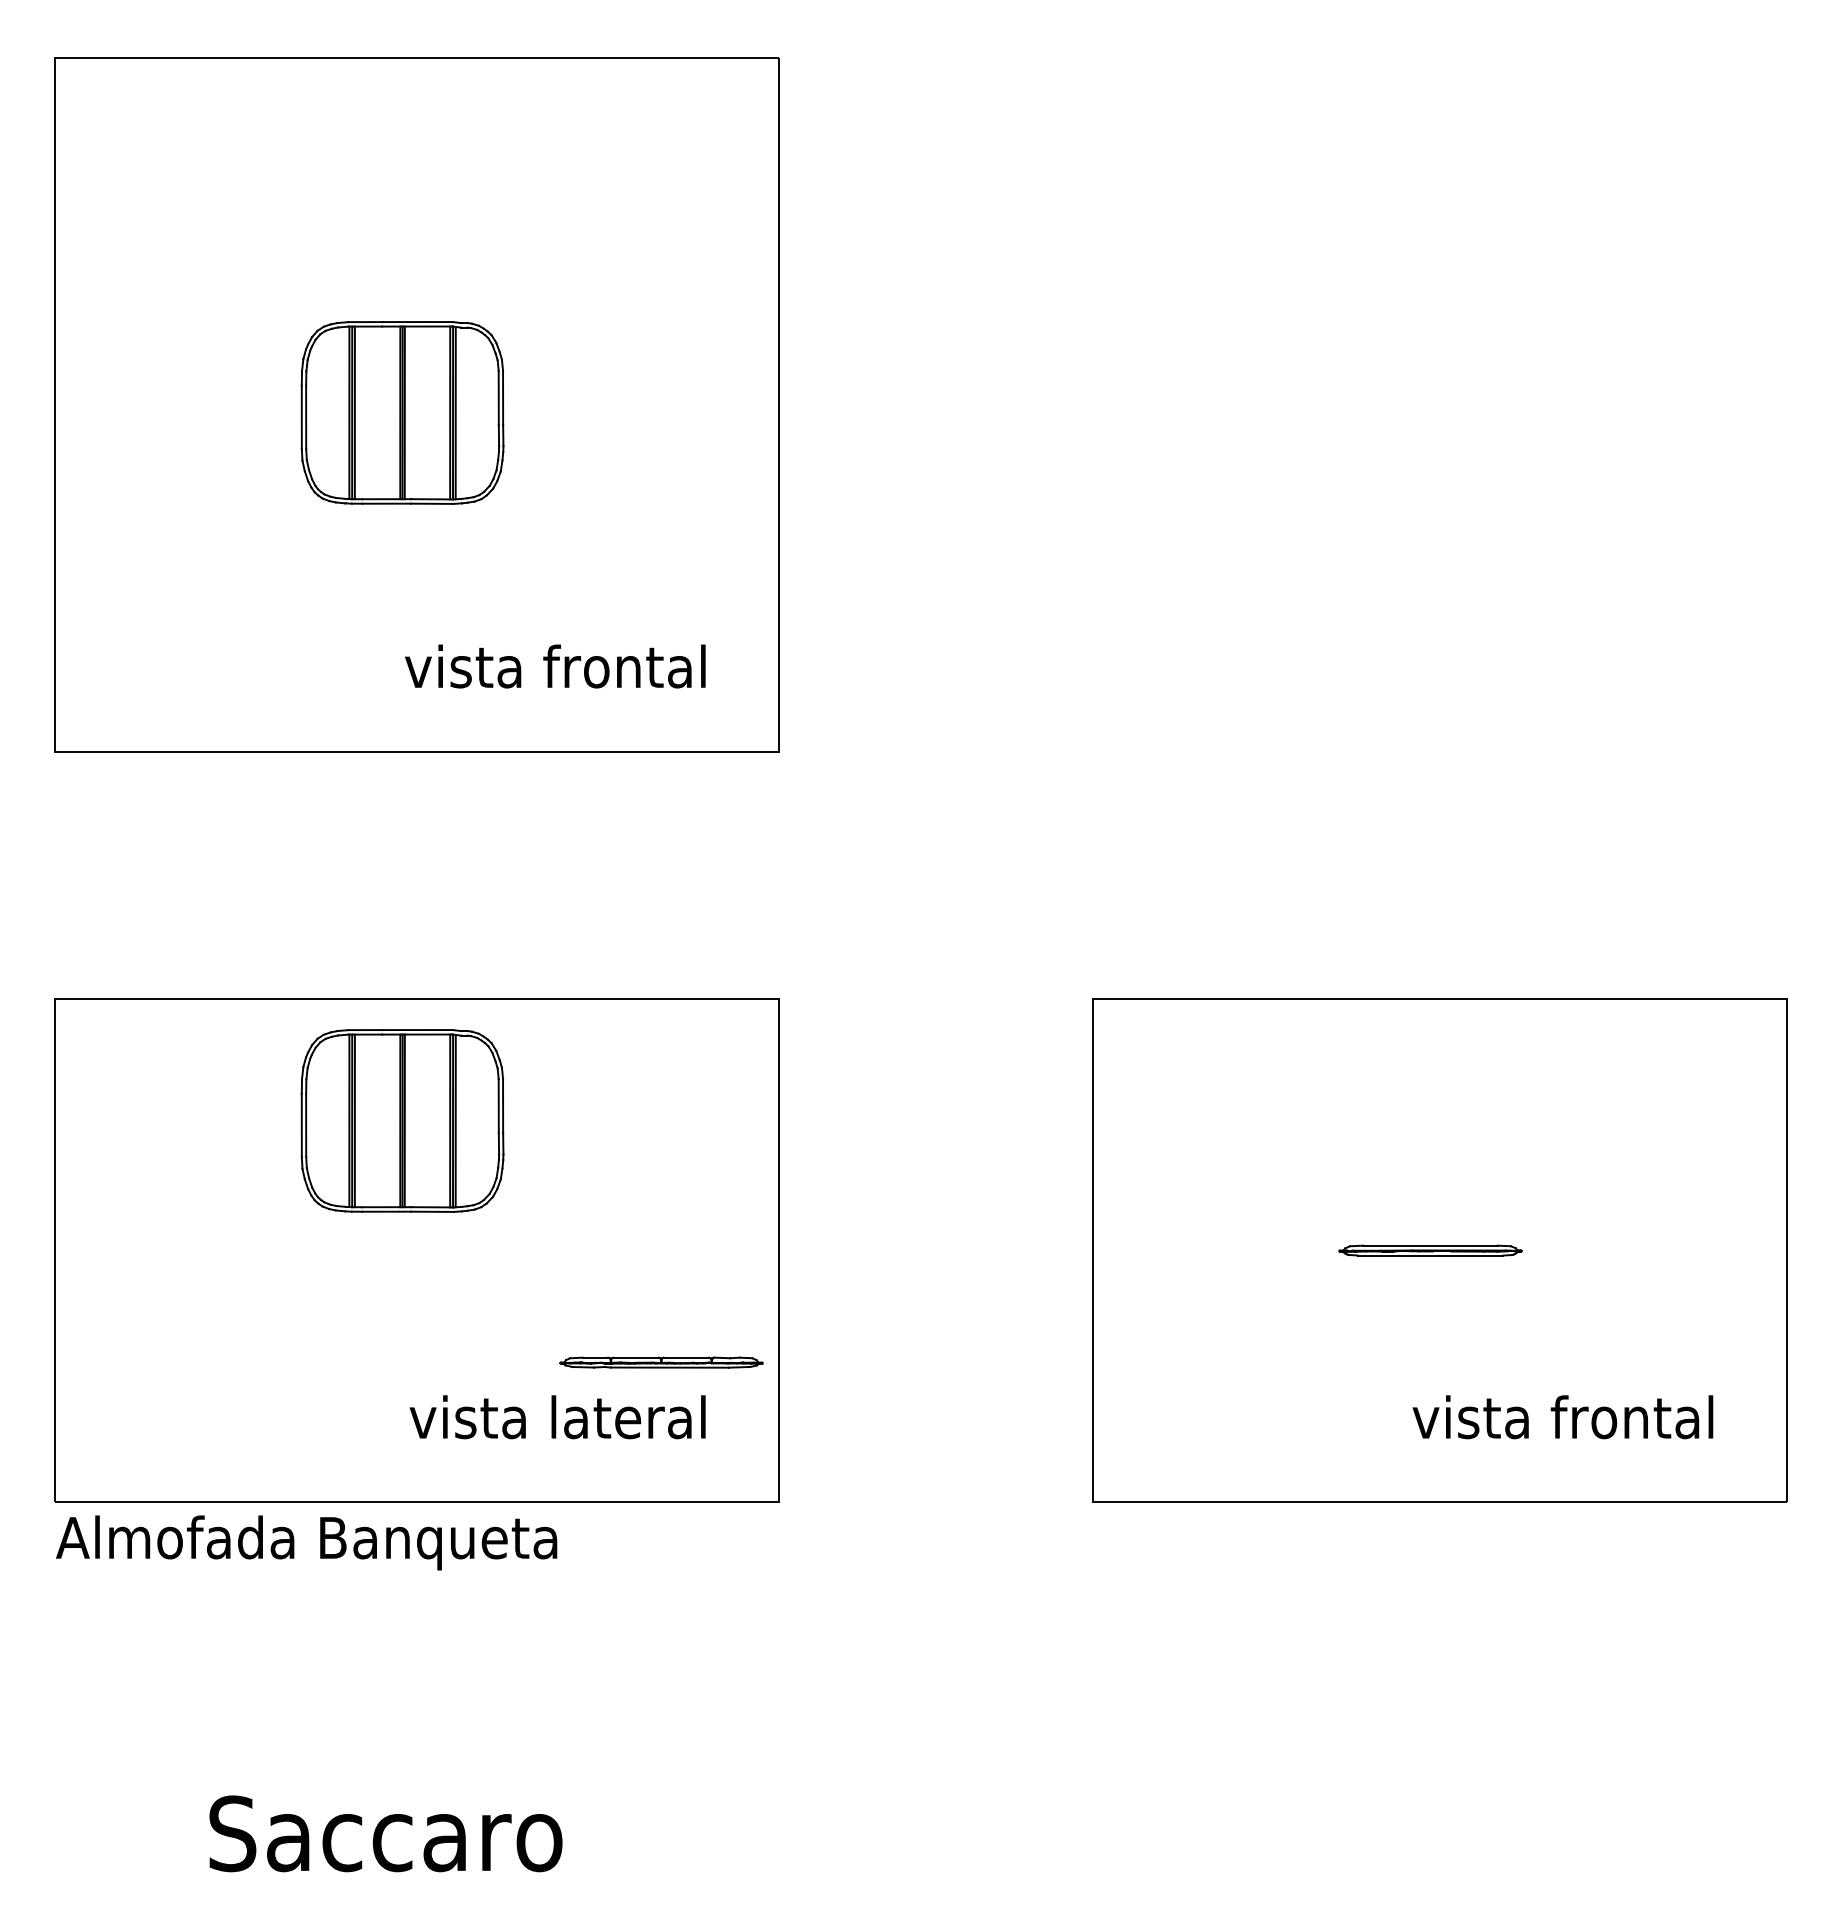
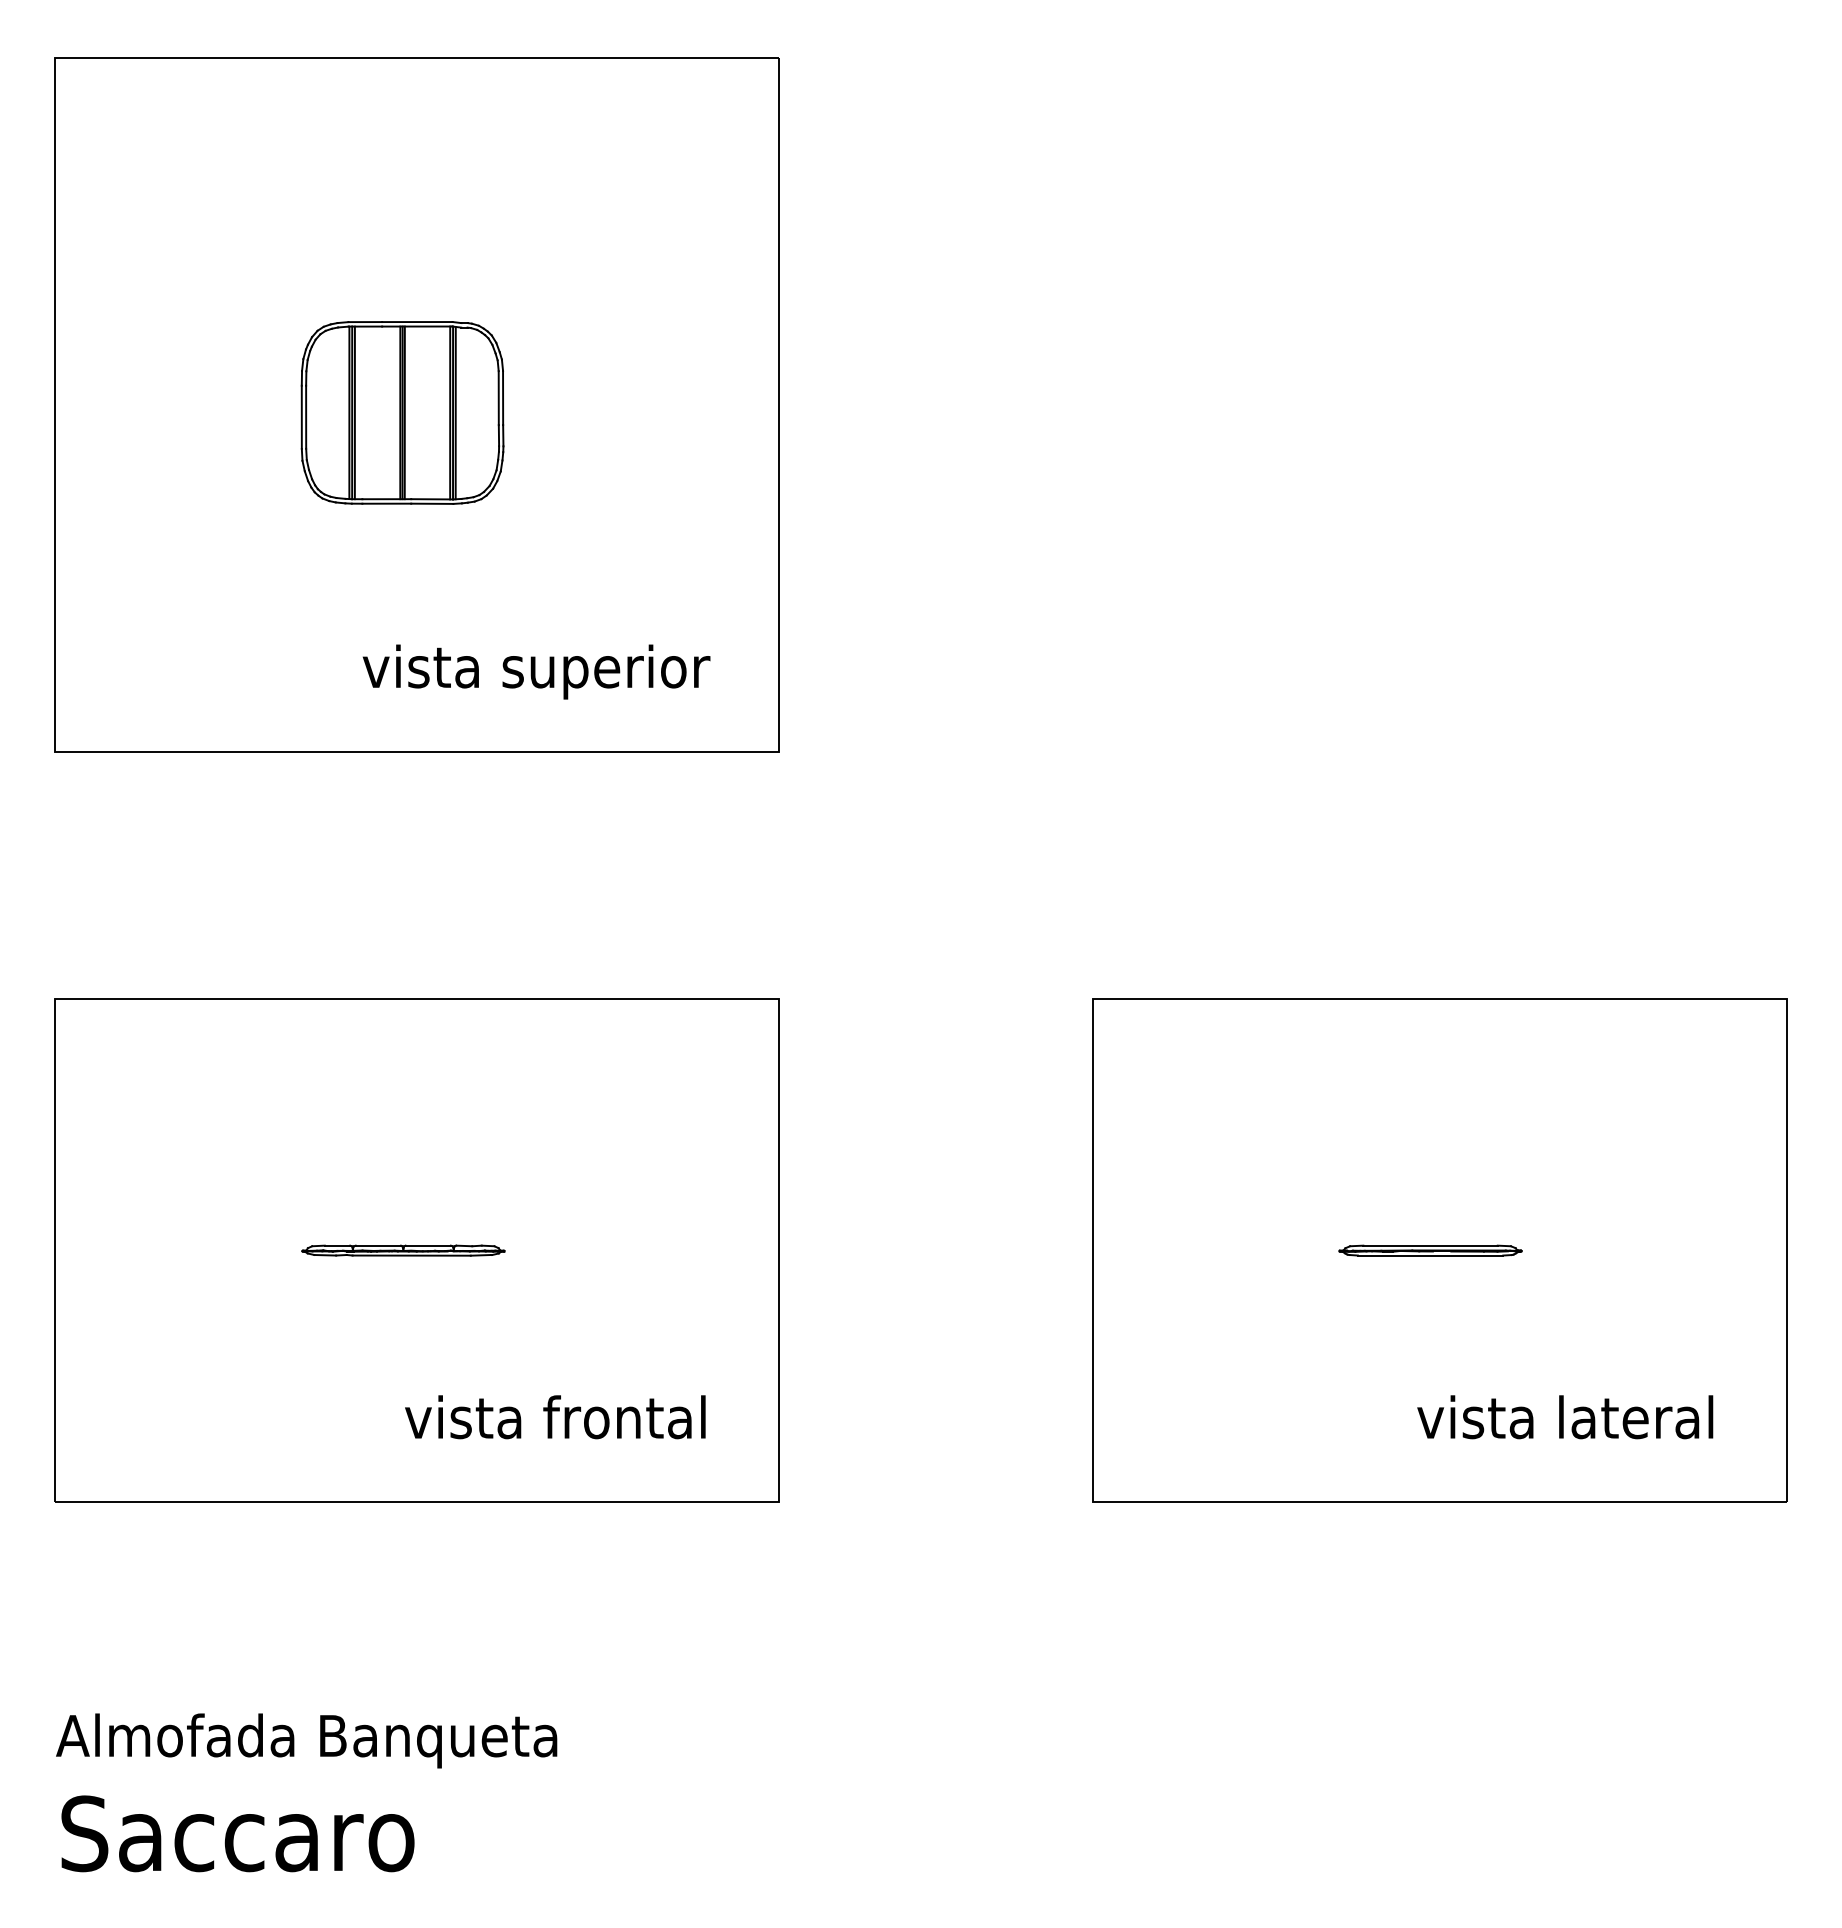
text: vista frontal -> vista superior (536, 671)
part: present -> none (402, 1120)
part position: (661, 1362) -> (403, 1250) (403, 1250)
text: vista lateral -> vista frontal (534, 1417)
text: vista frontal -> vista lateral (1542, 1417)
text position: (306, 1542) -> (306, 1740) (306, 1740)
text position: (385, 1833) -> (237, 1833) (237, 1833)
